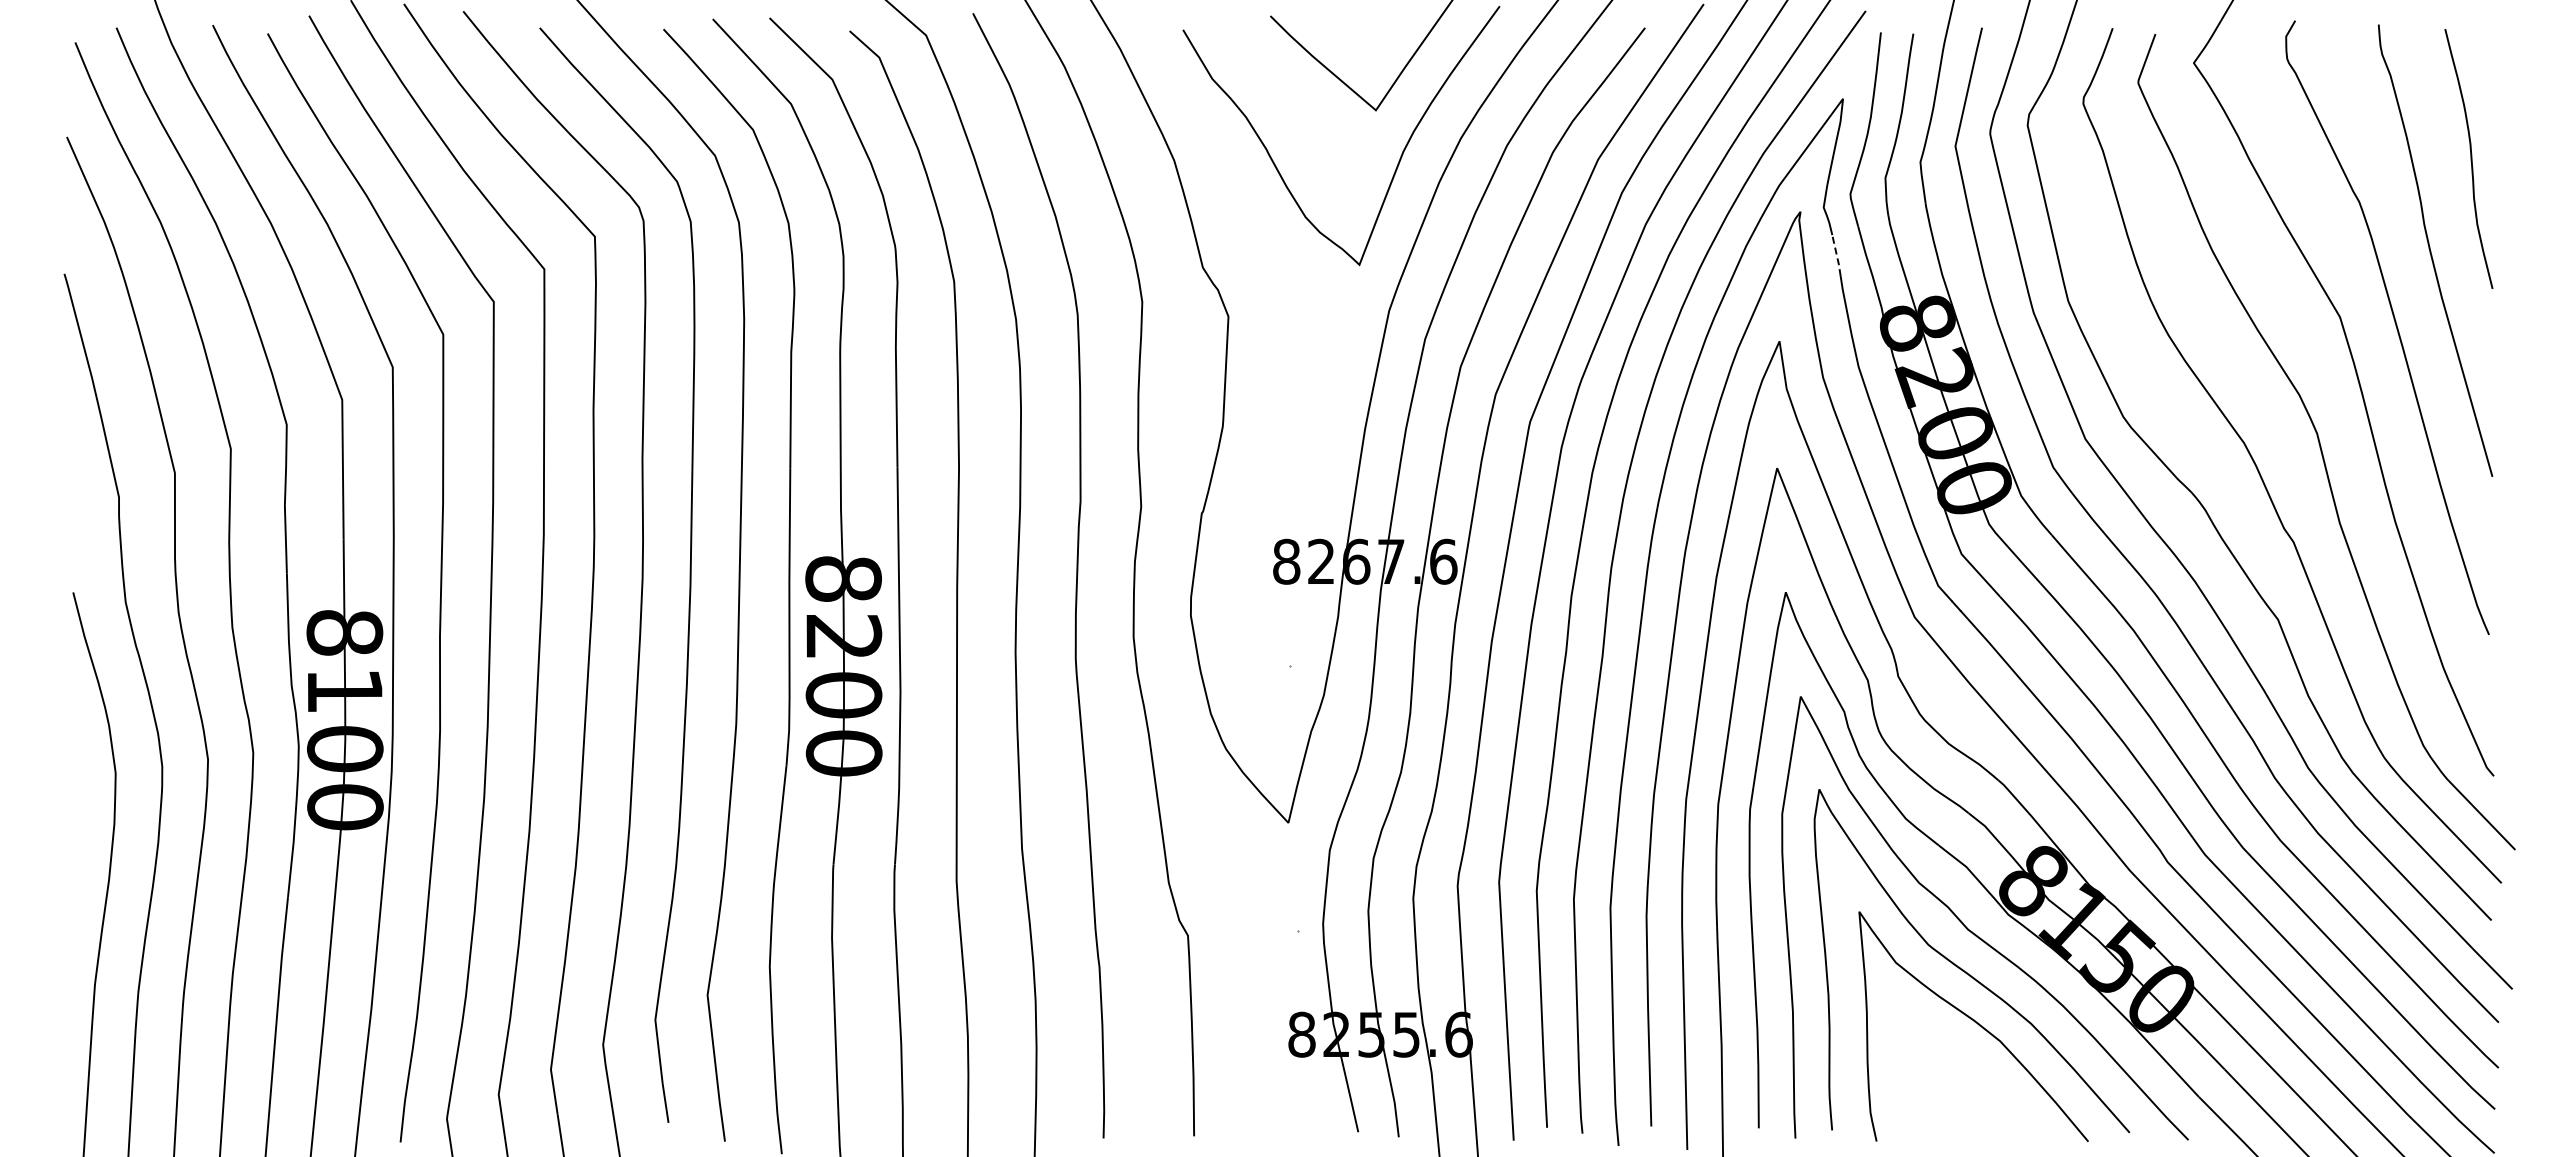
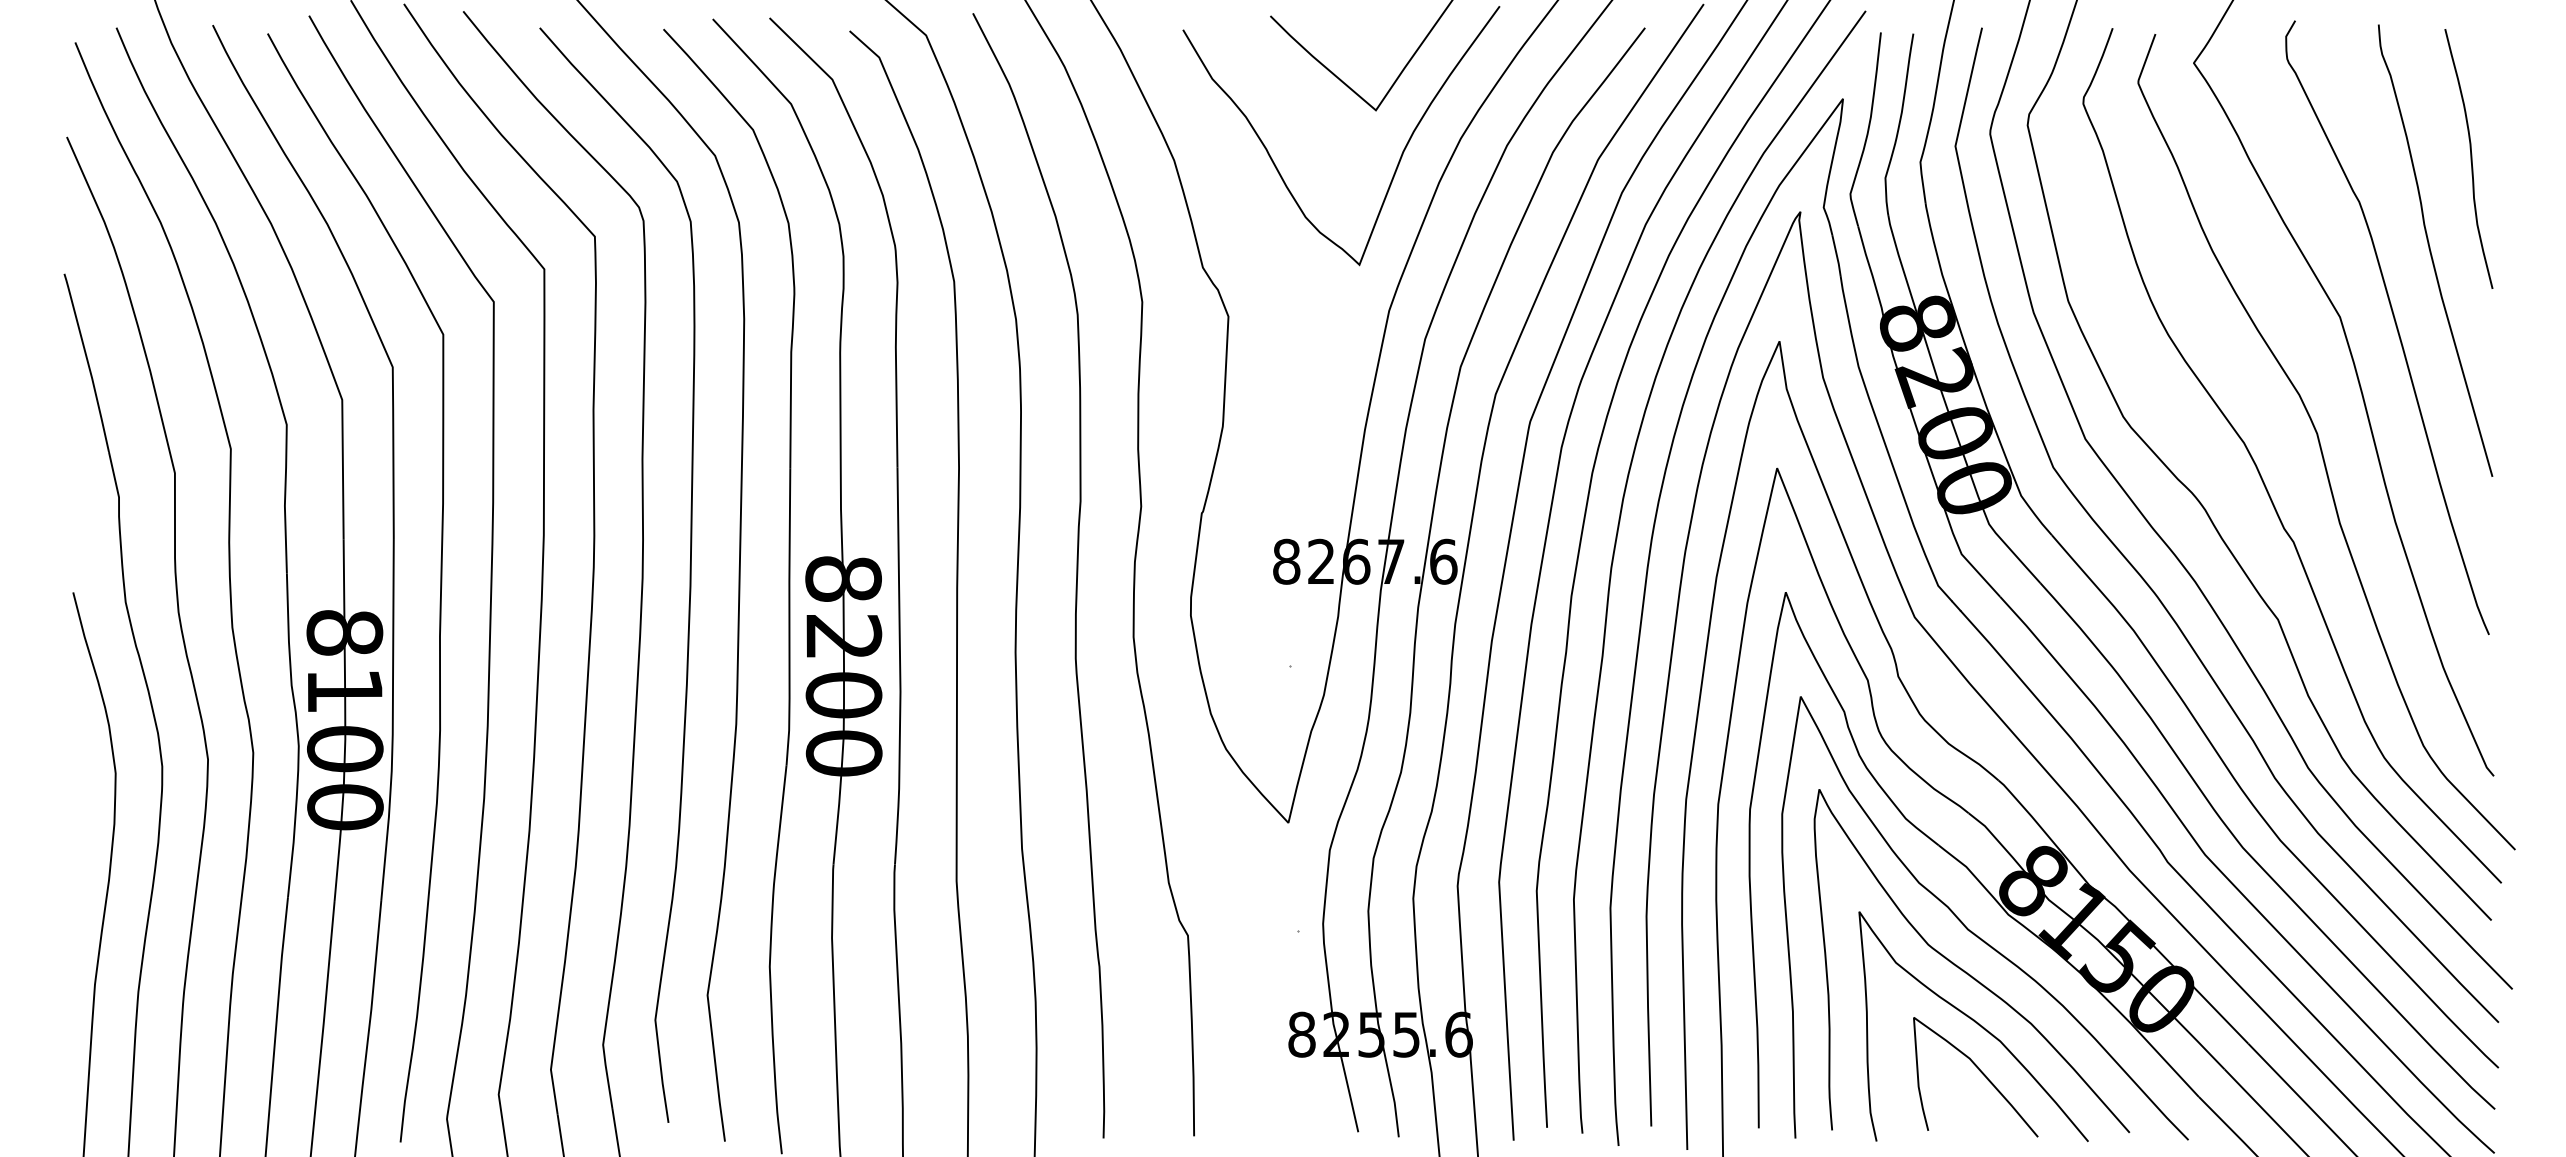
line: dashed -> solid (1837, 256)
curve: none -> present (1980, 1072)
